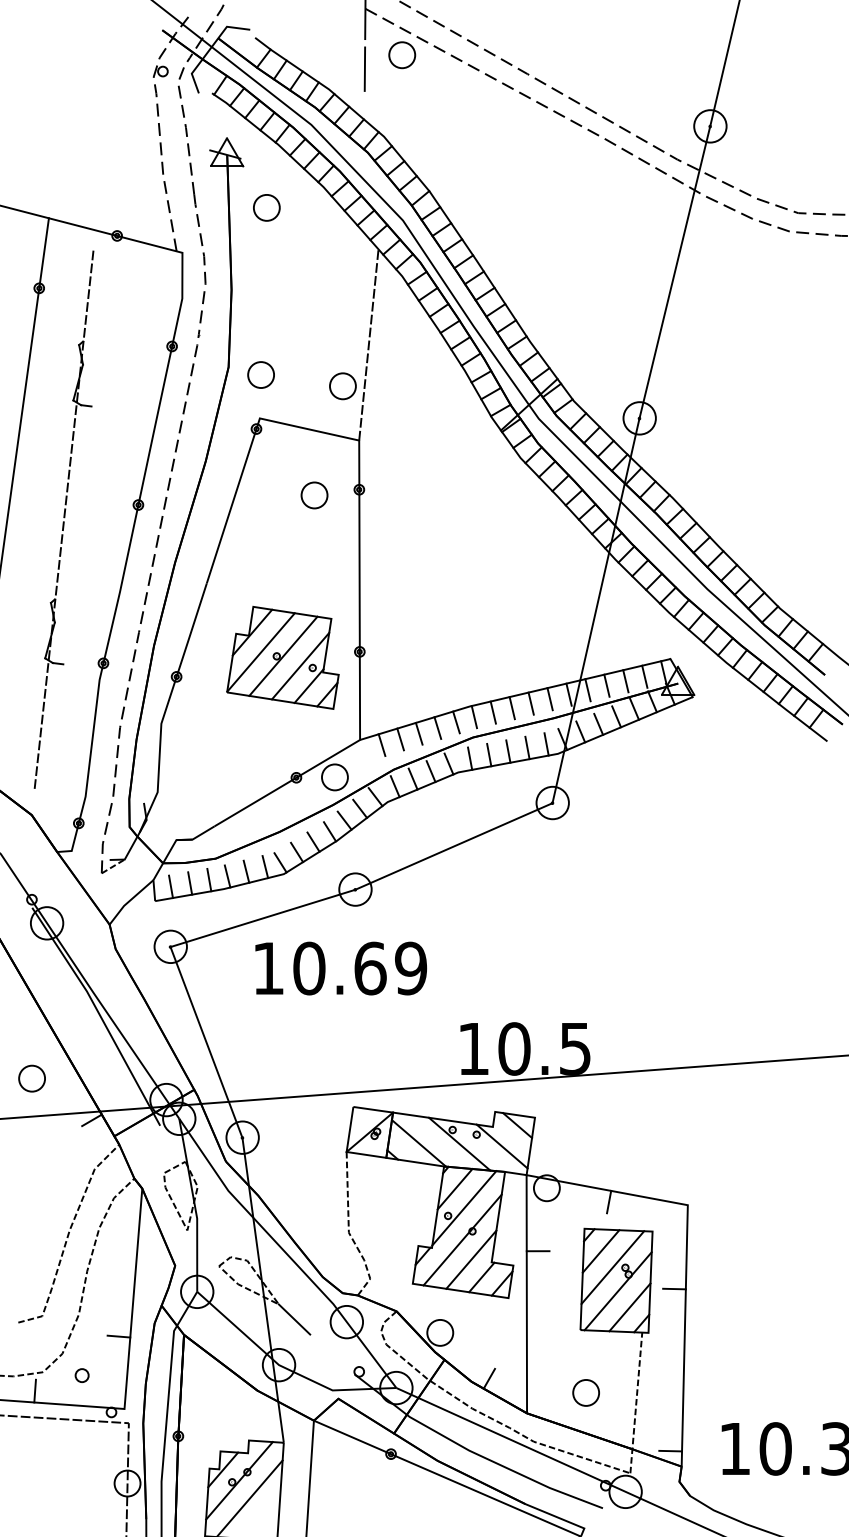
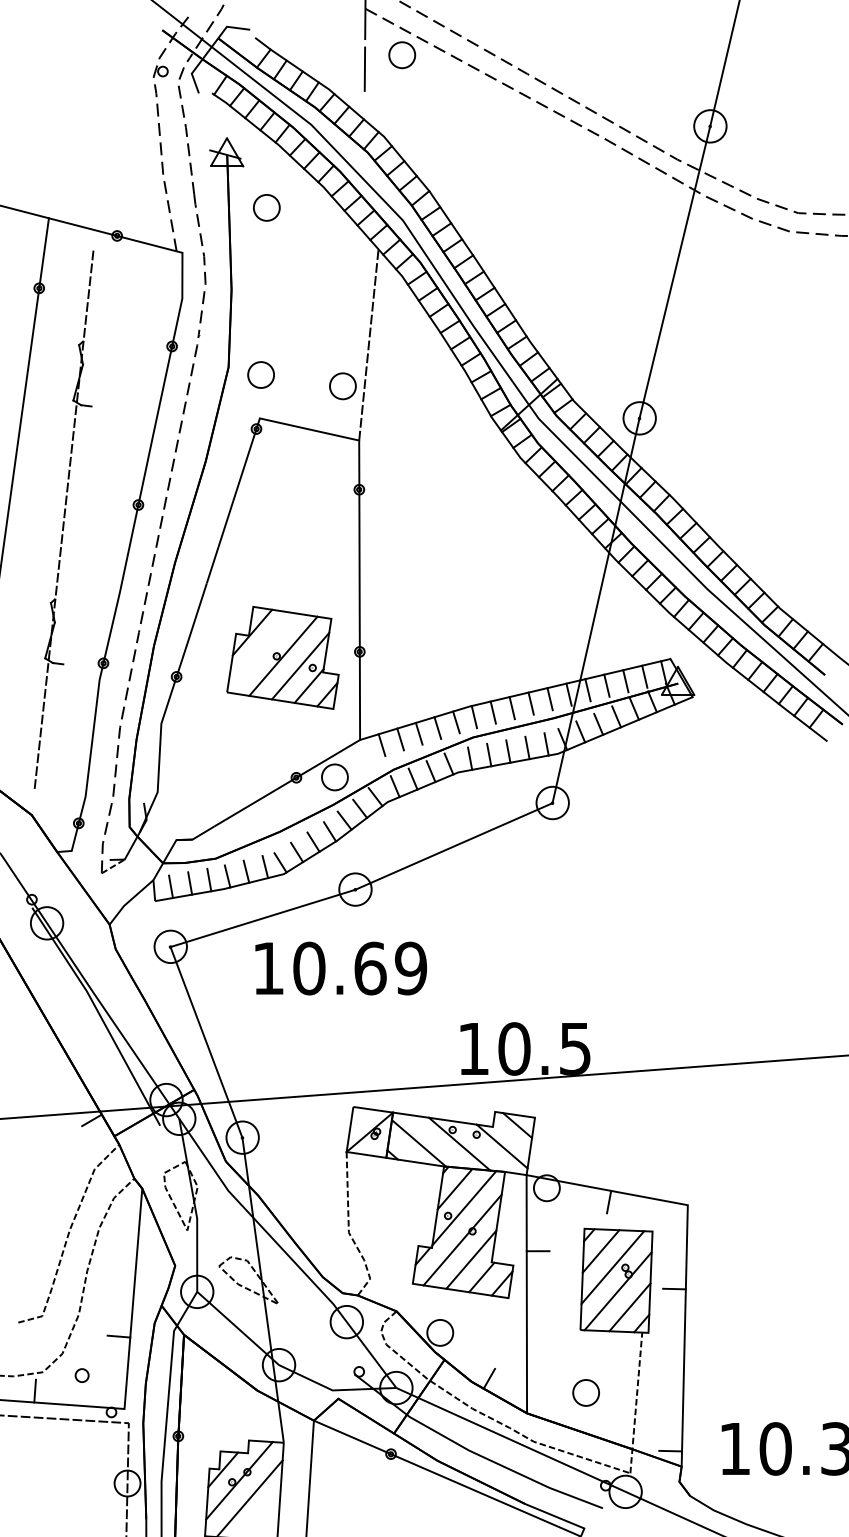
part: present -> none (314, 495)
line: present -> none (260, 652)
part: present -> none (31, 1078)
line: present -> none (294, 1319)
